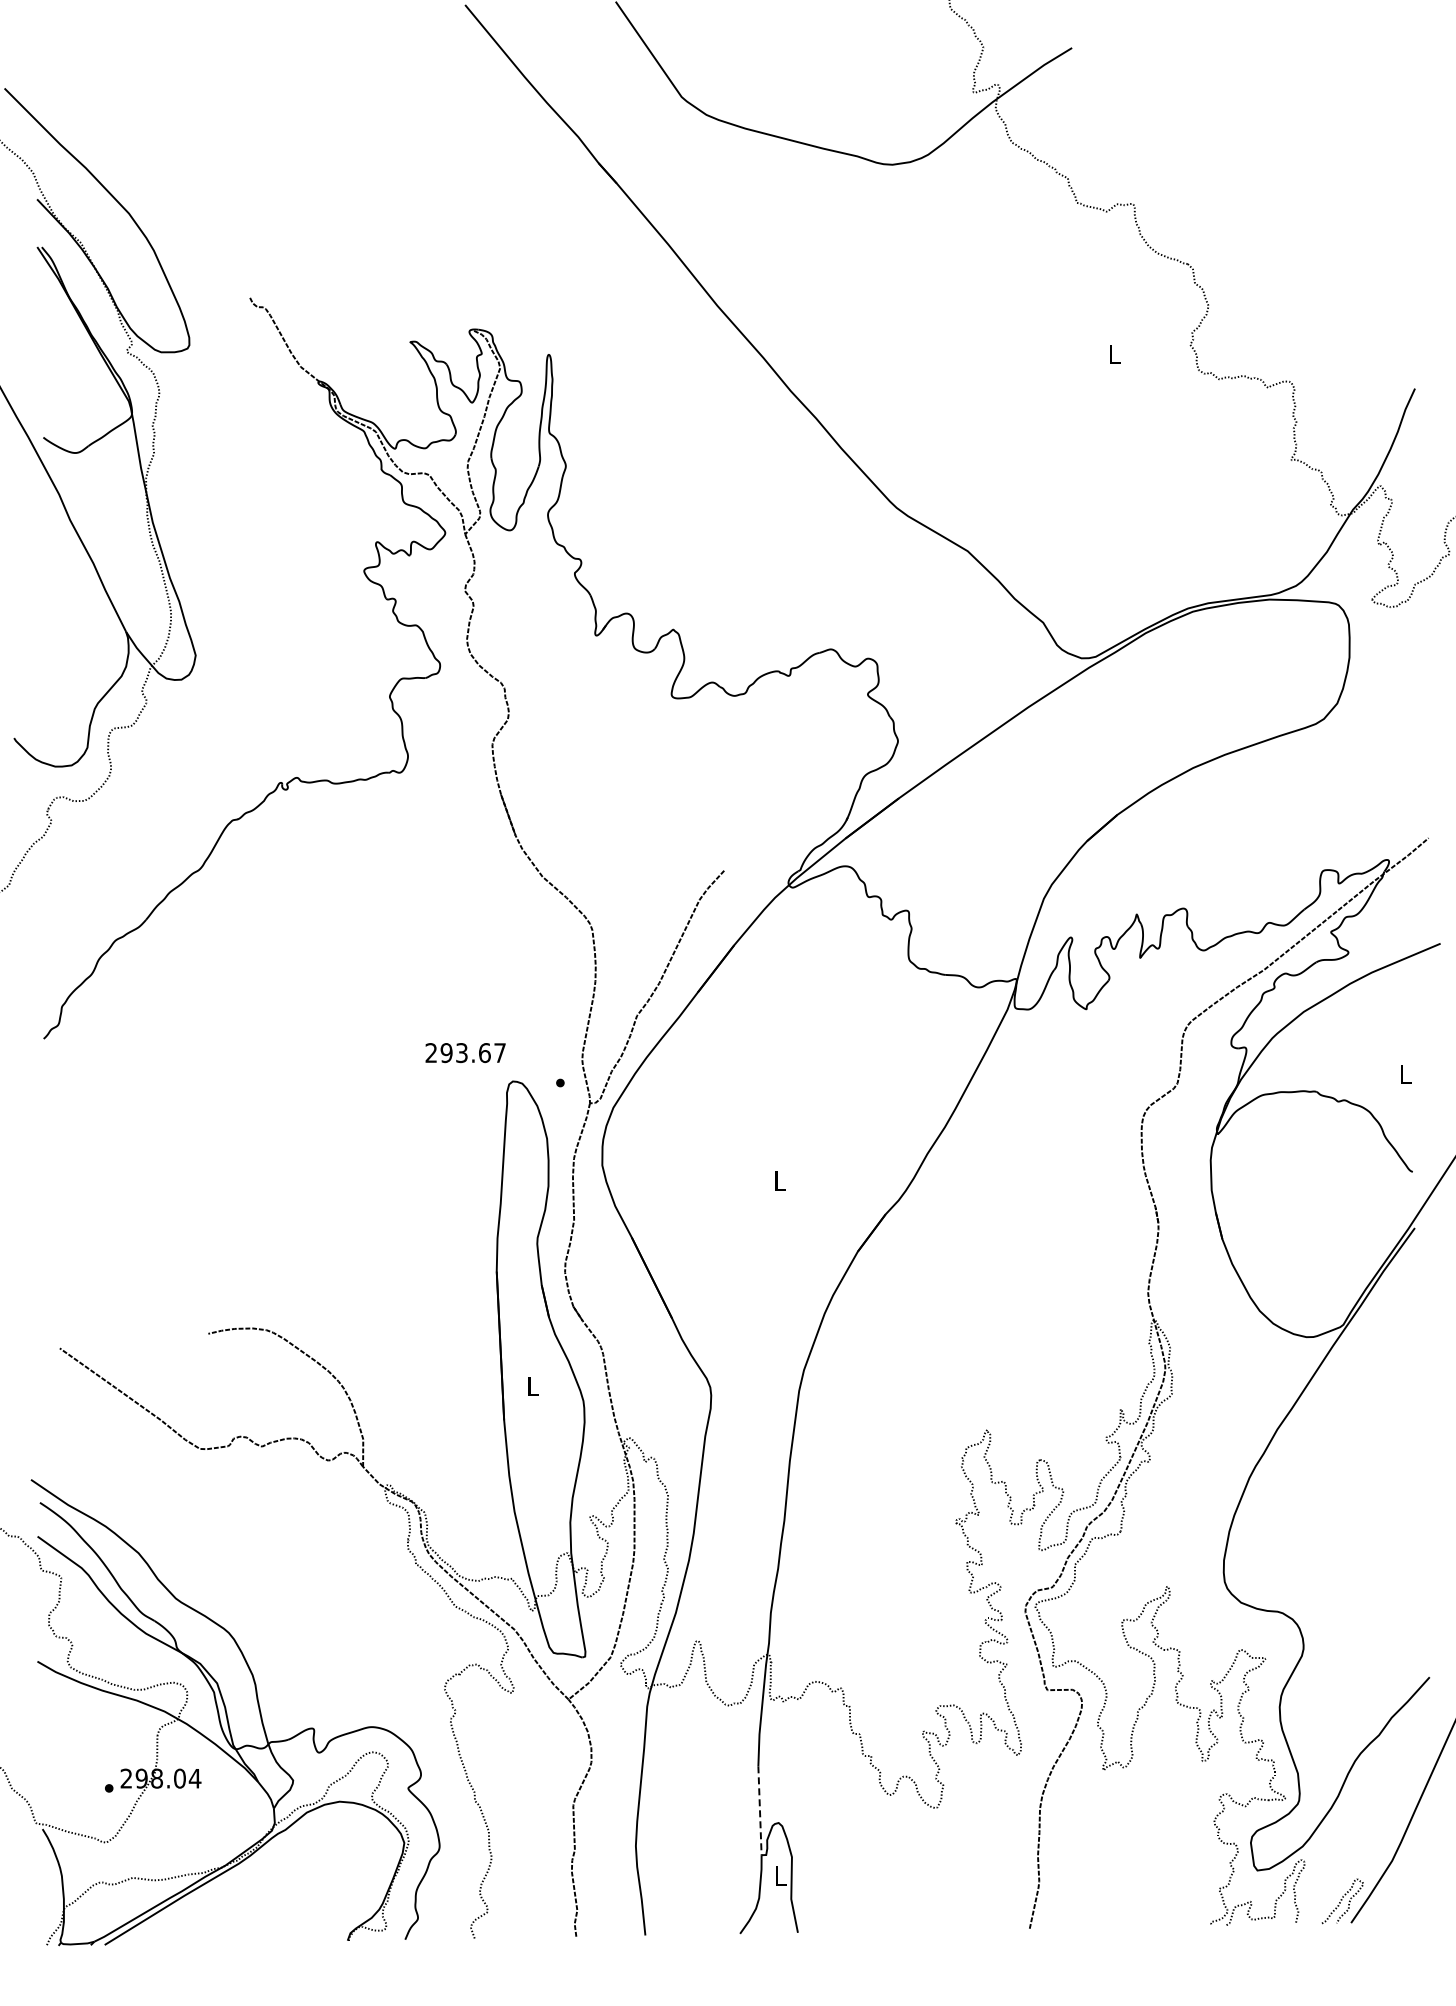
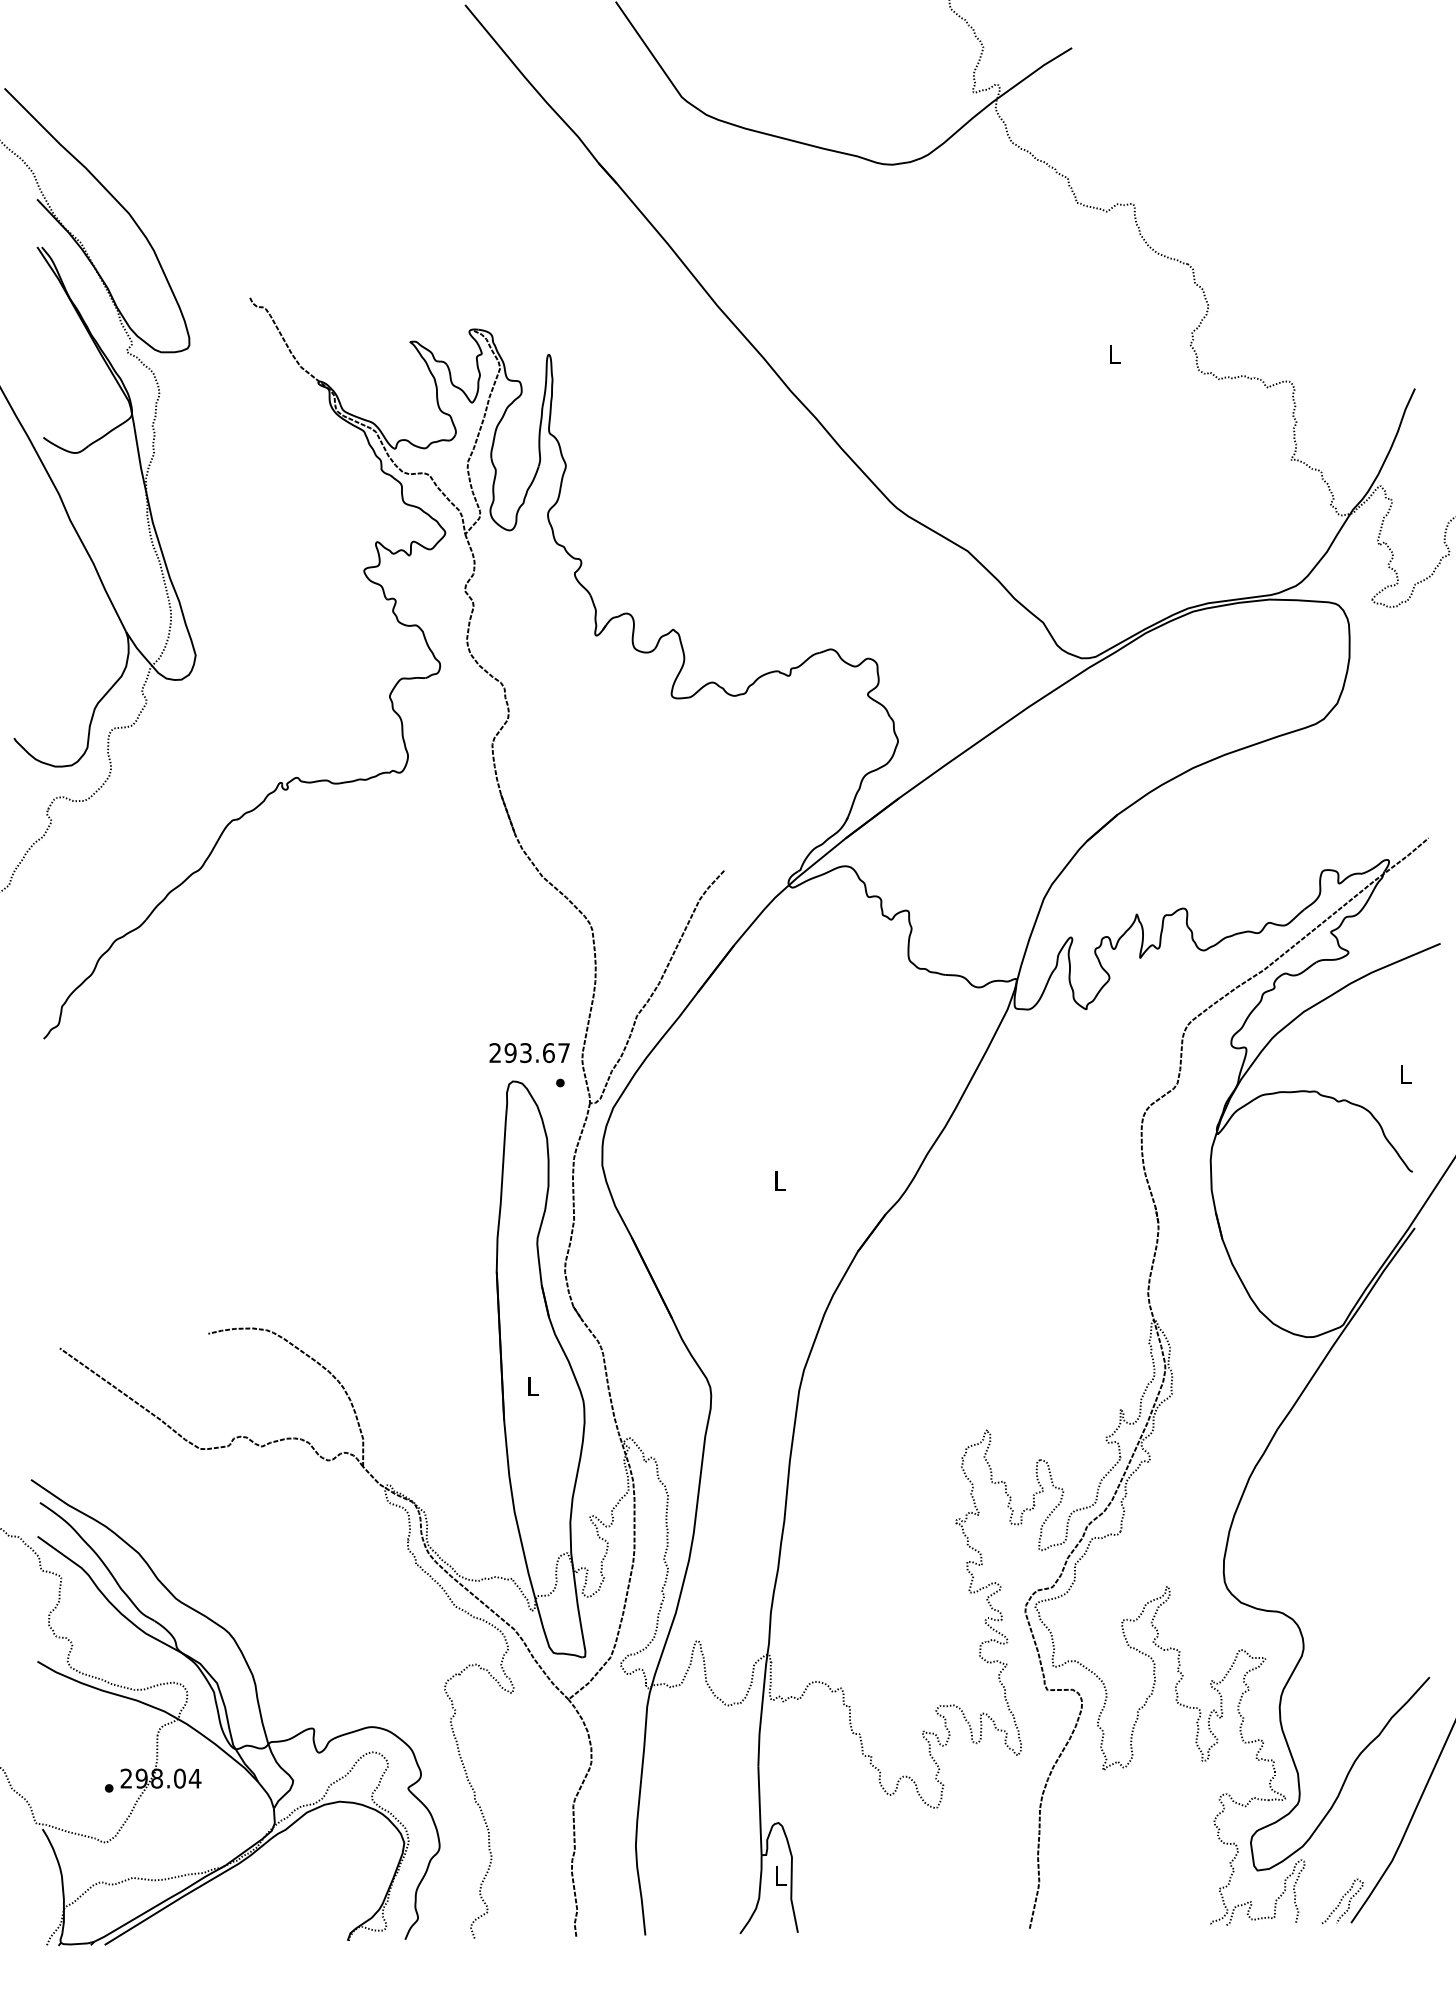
text position: (465, 1053) -> (529, 1053) (529, 1053)
line: dashed -> solid (760, 1811)
